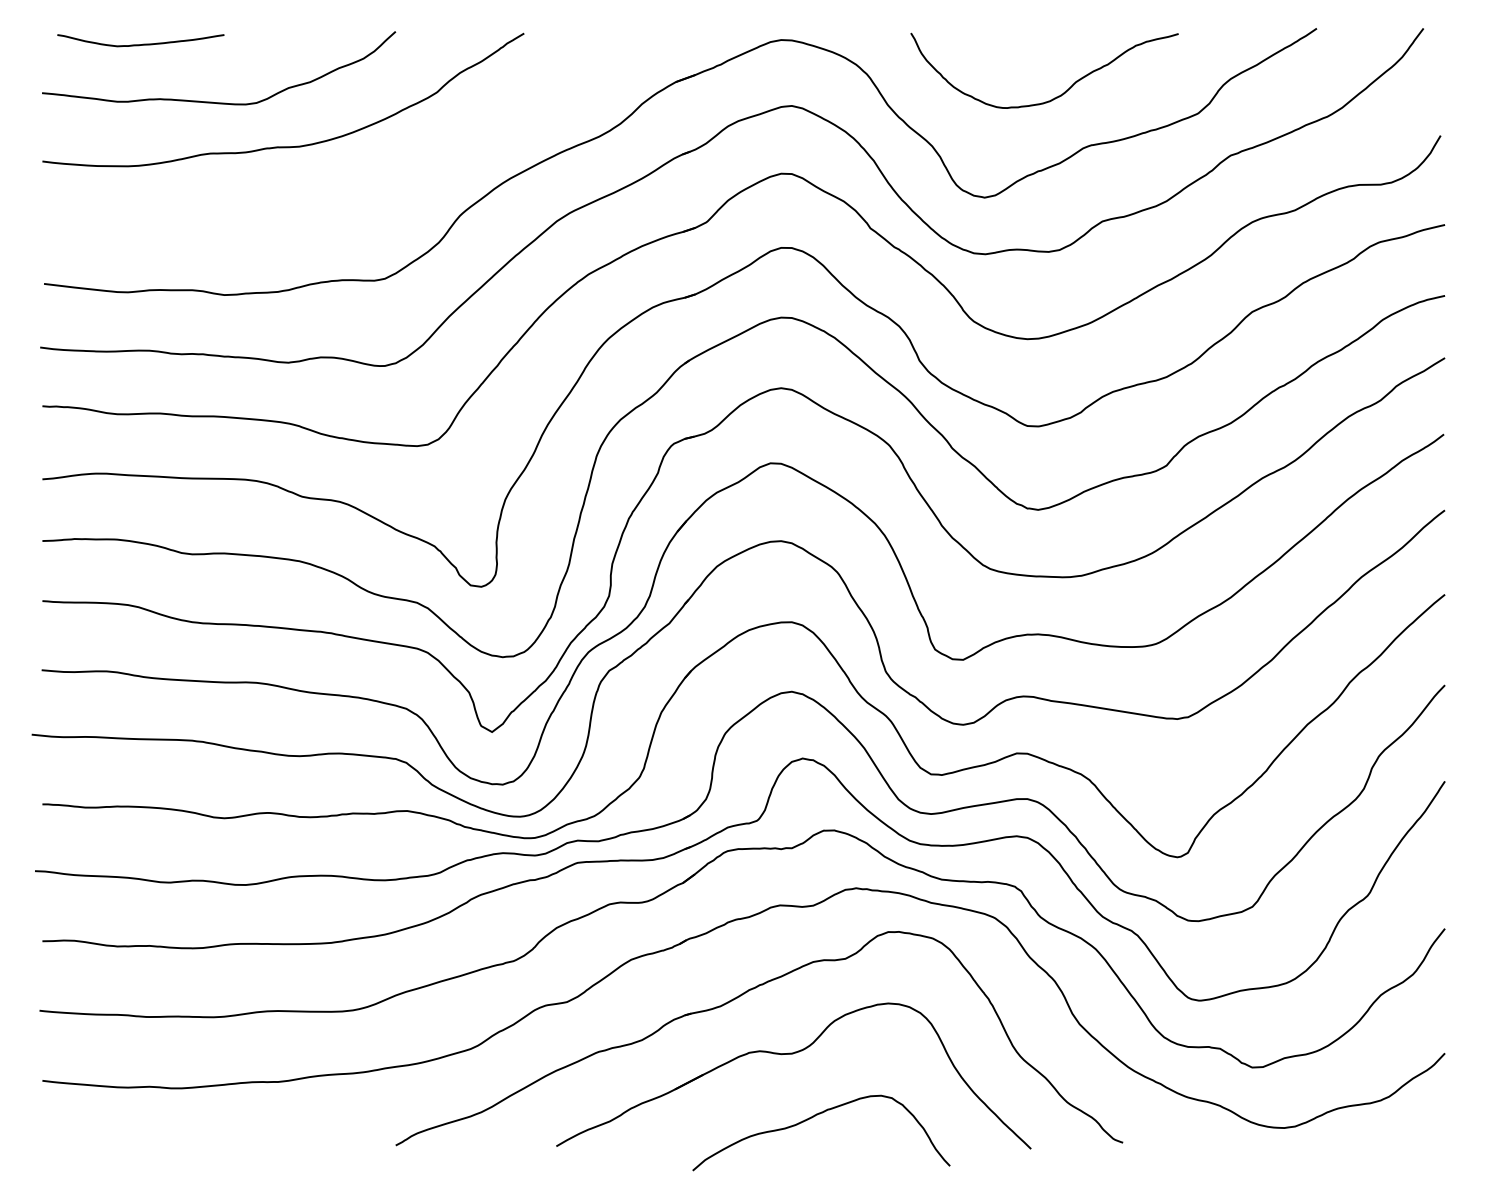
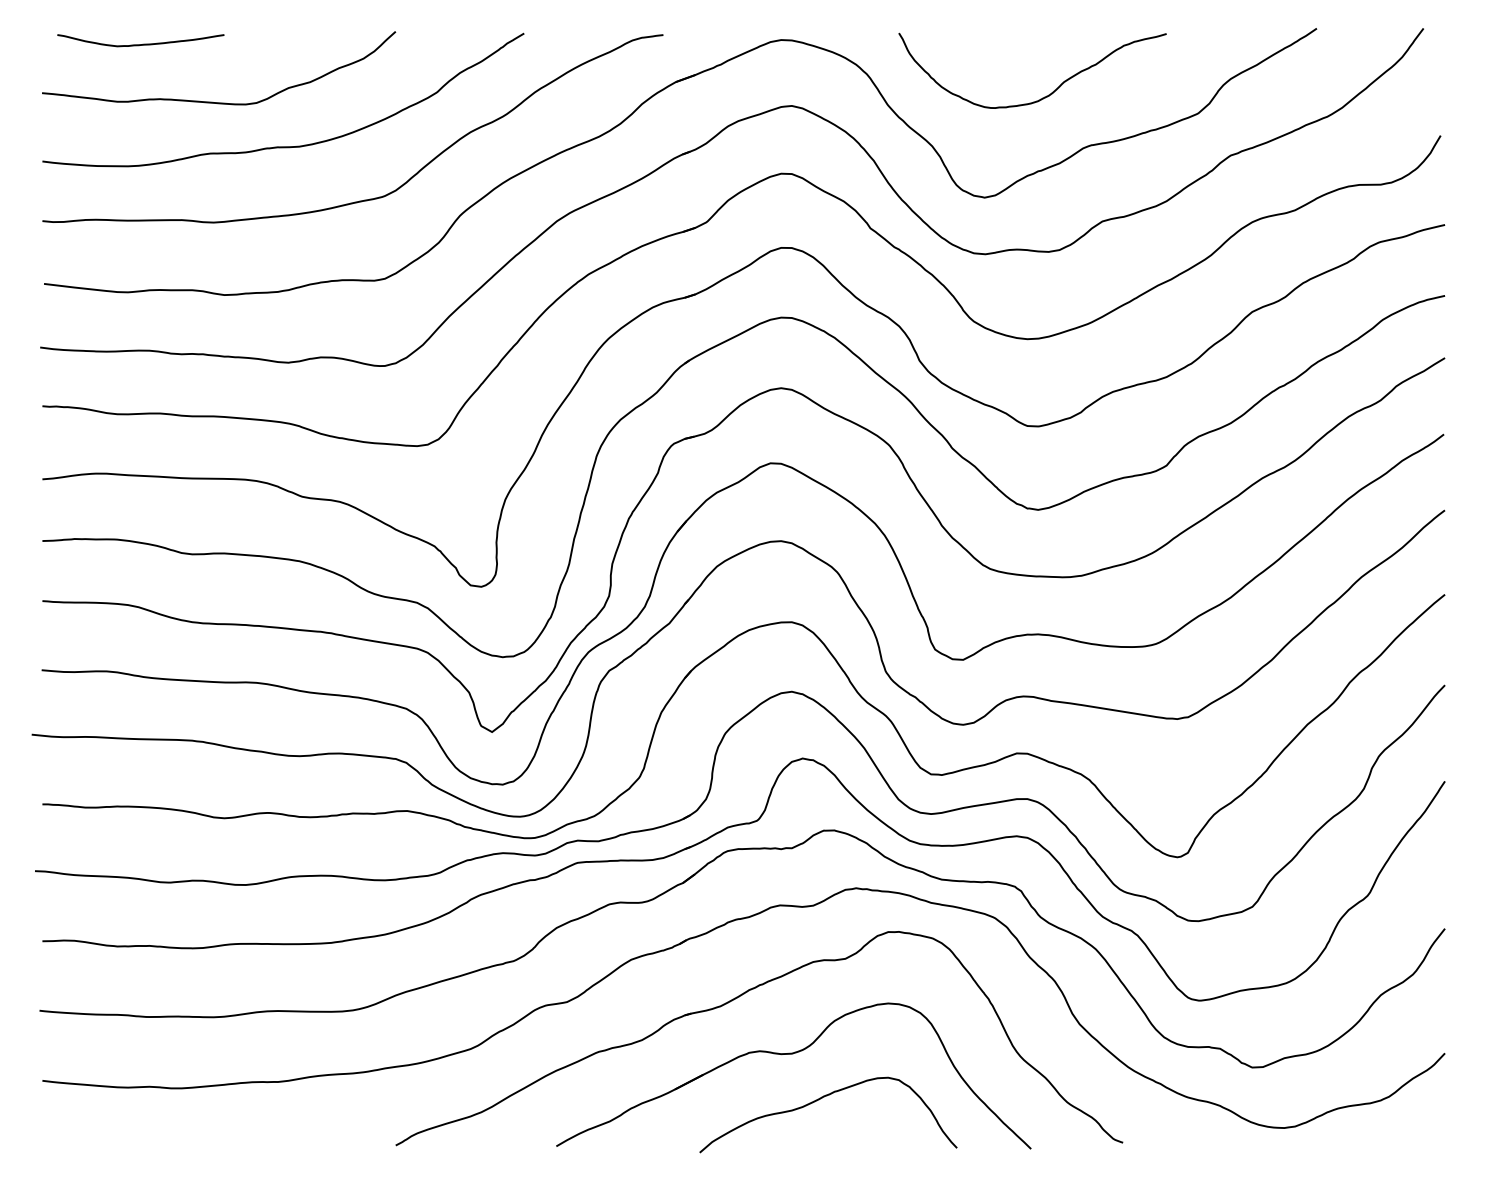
curve position: (1056, 96) -> (1044, 96) (1044, 96)
curve: none -> present (364, 199)
curve position: (812, 1118) -> (819, 1100) (819, 1100)
